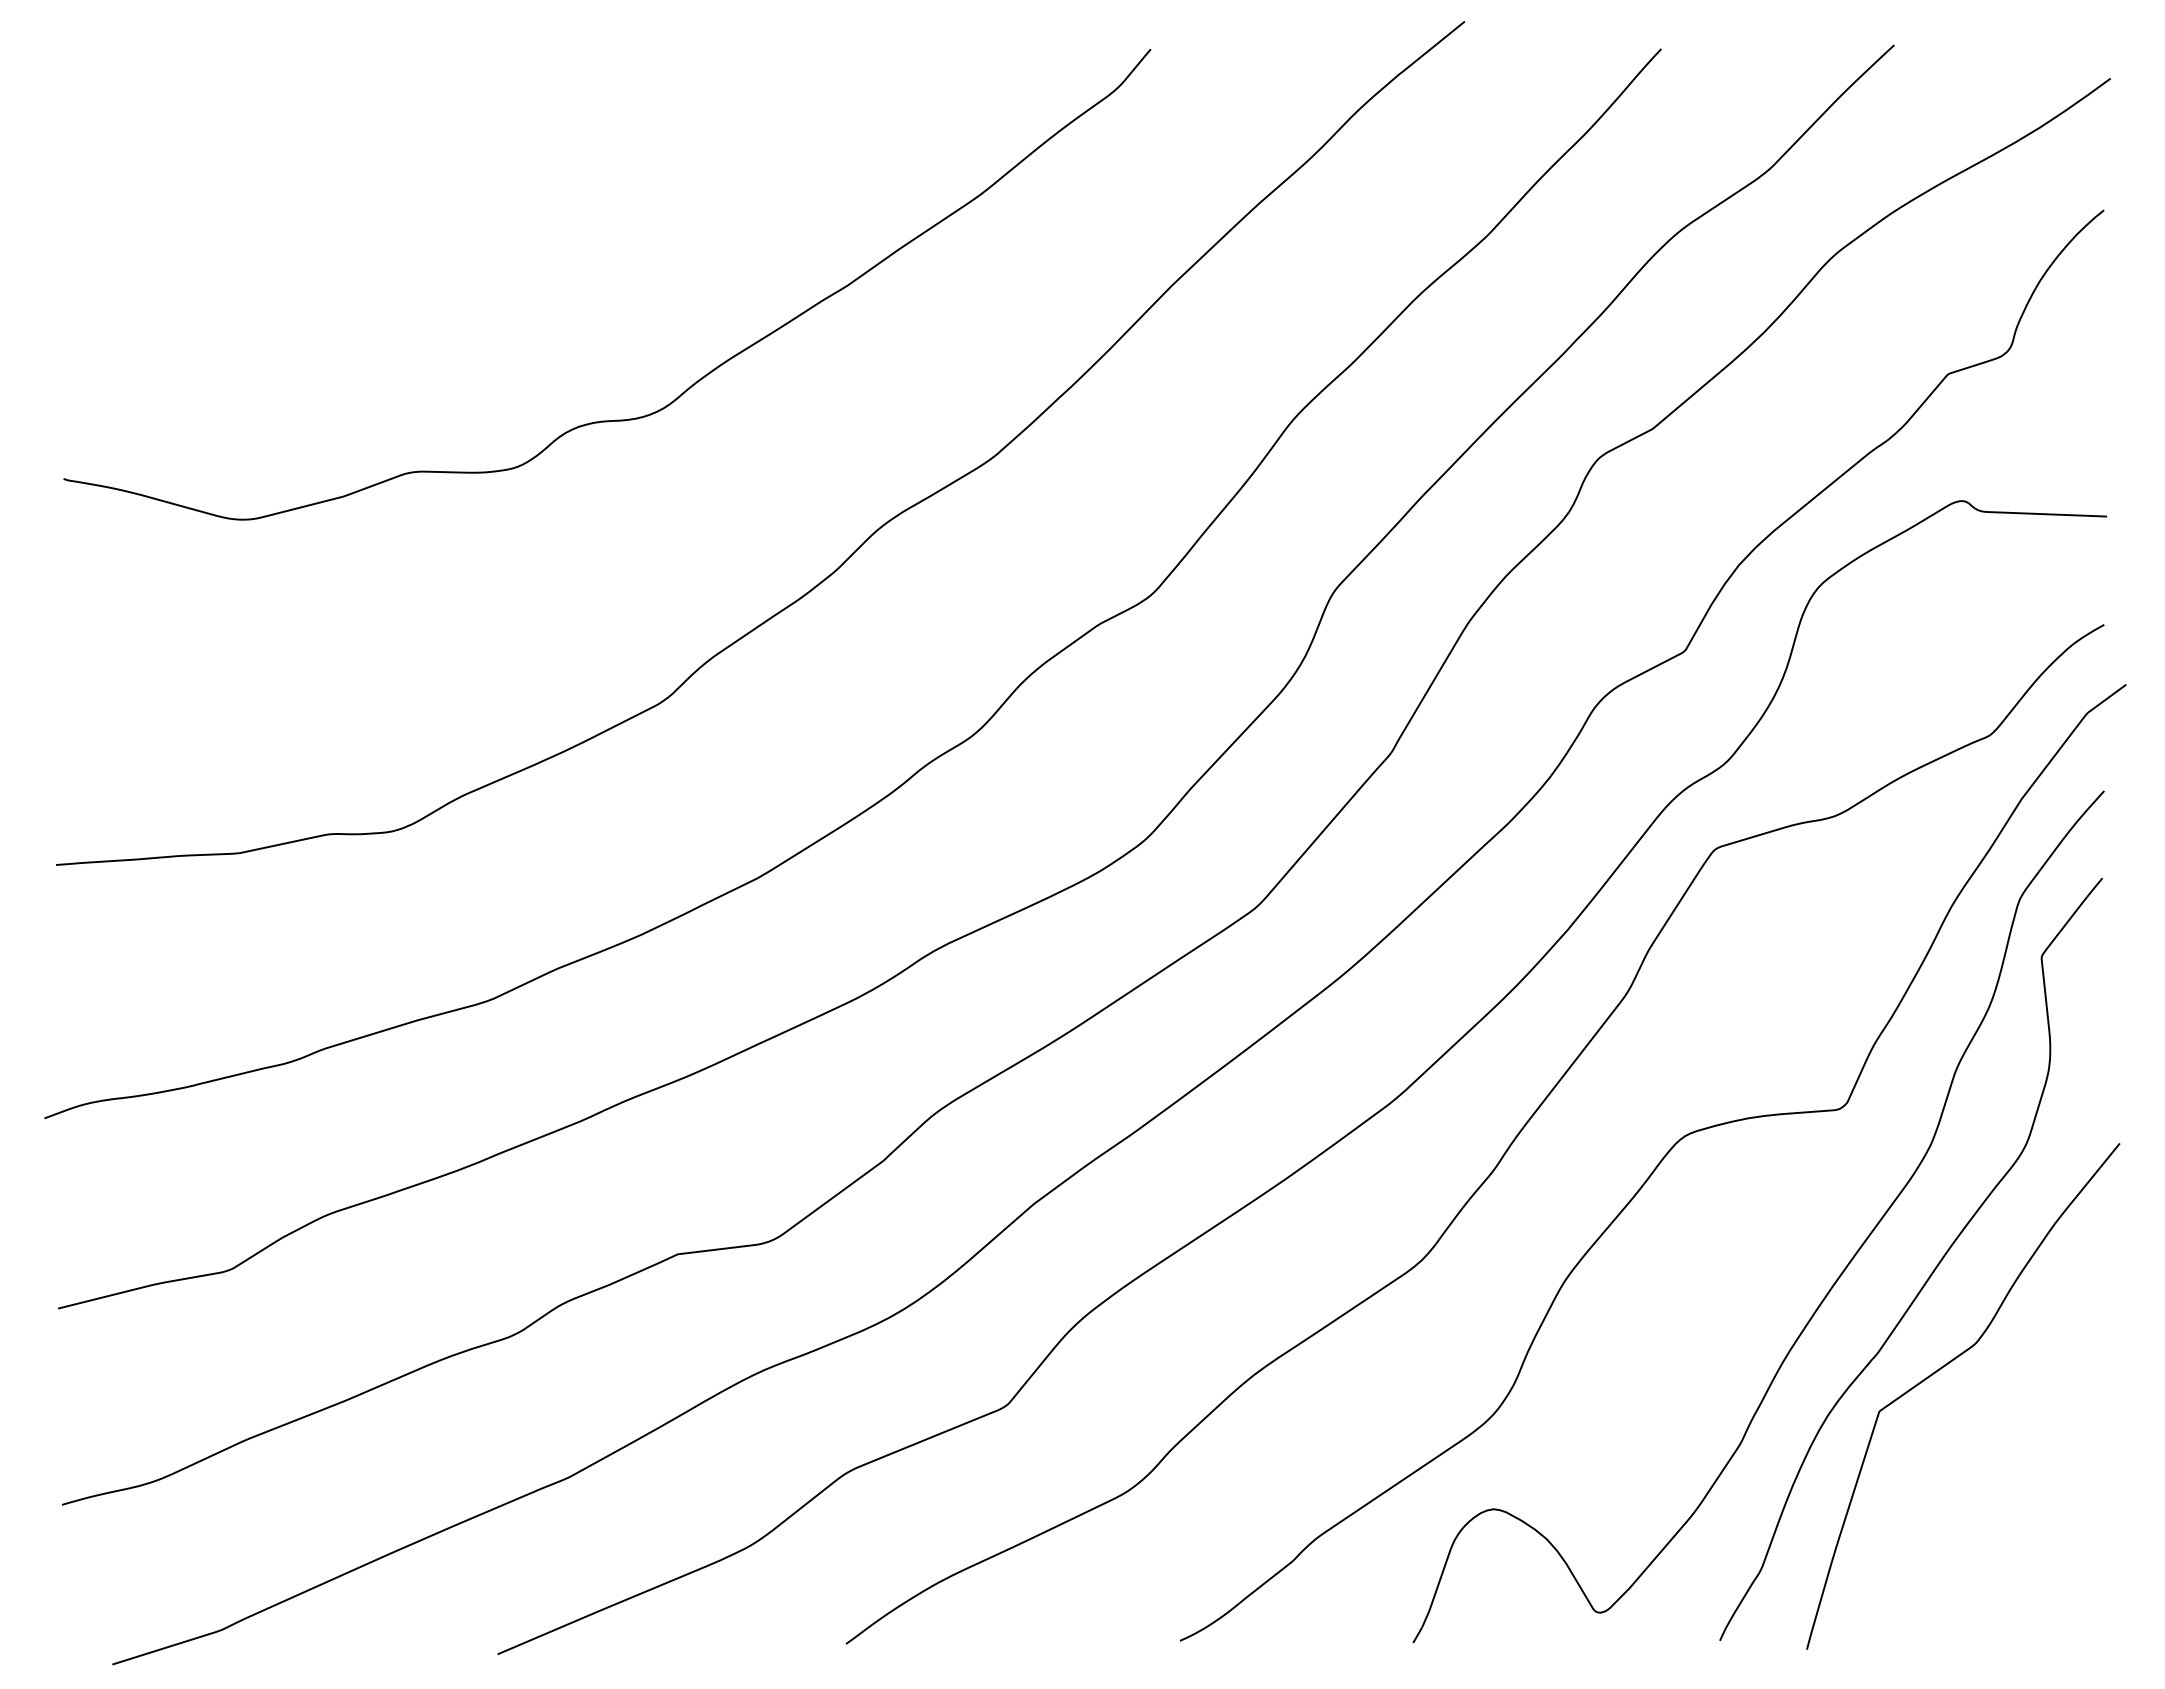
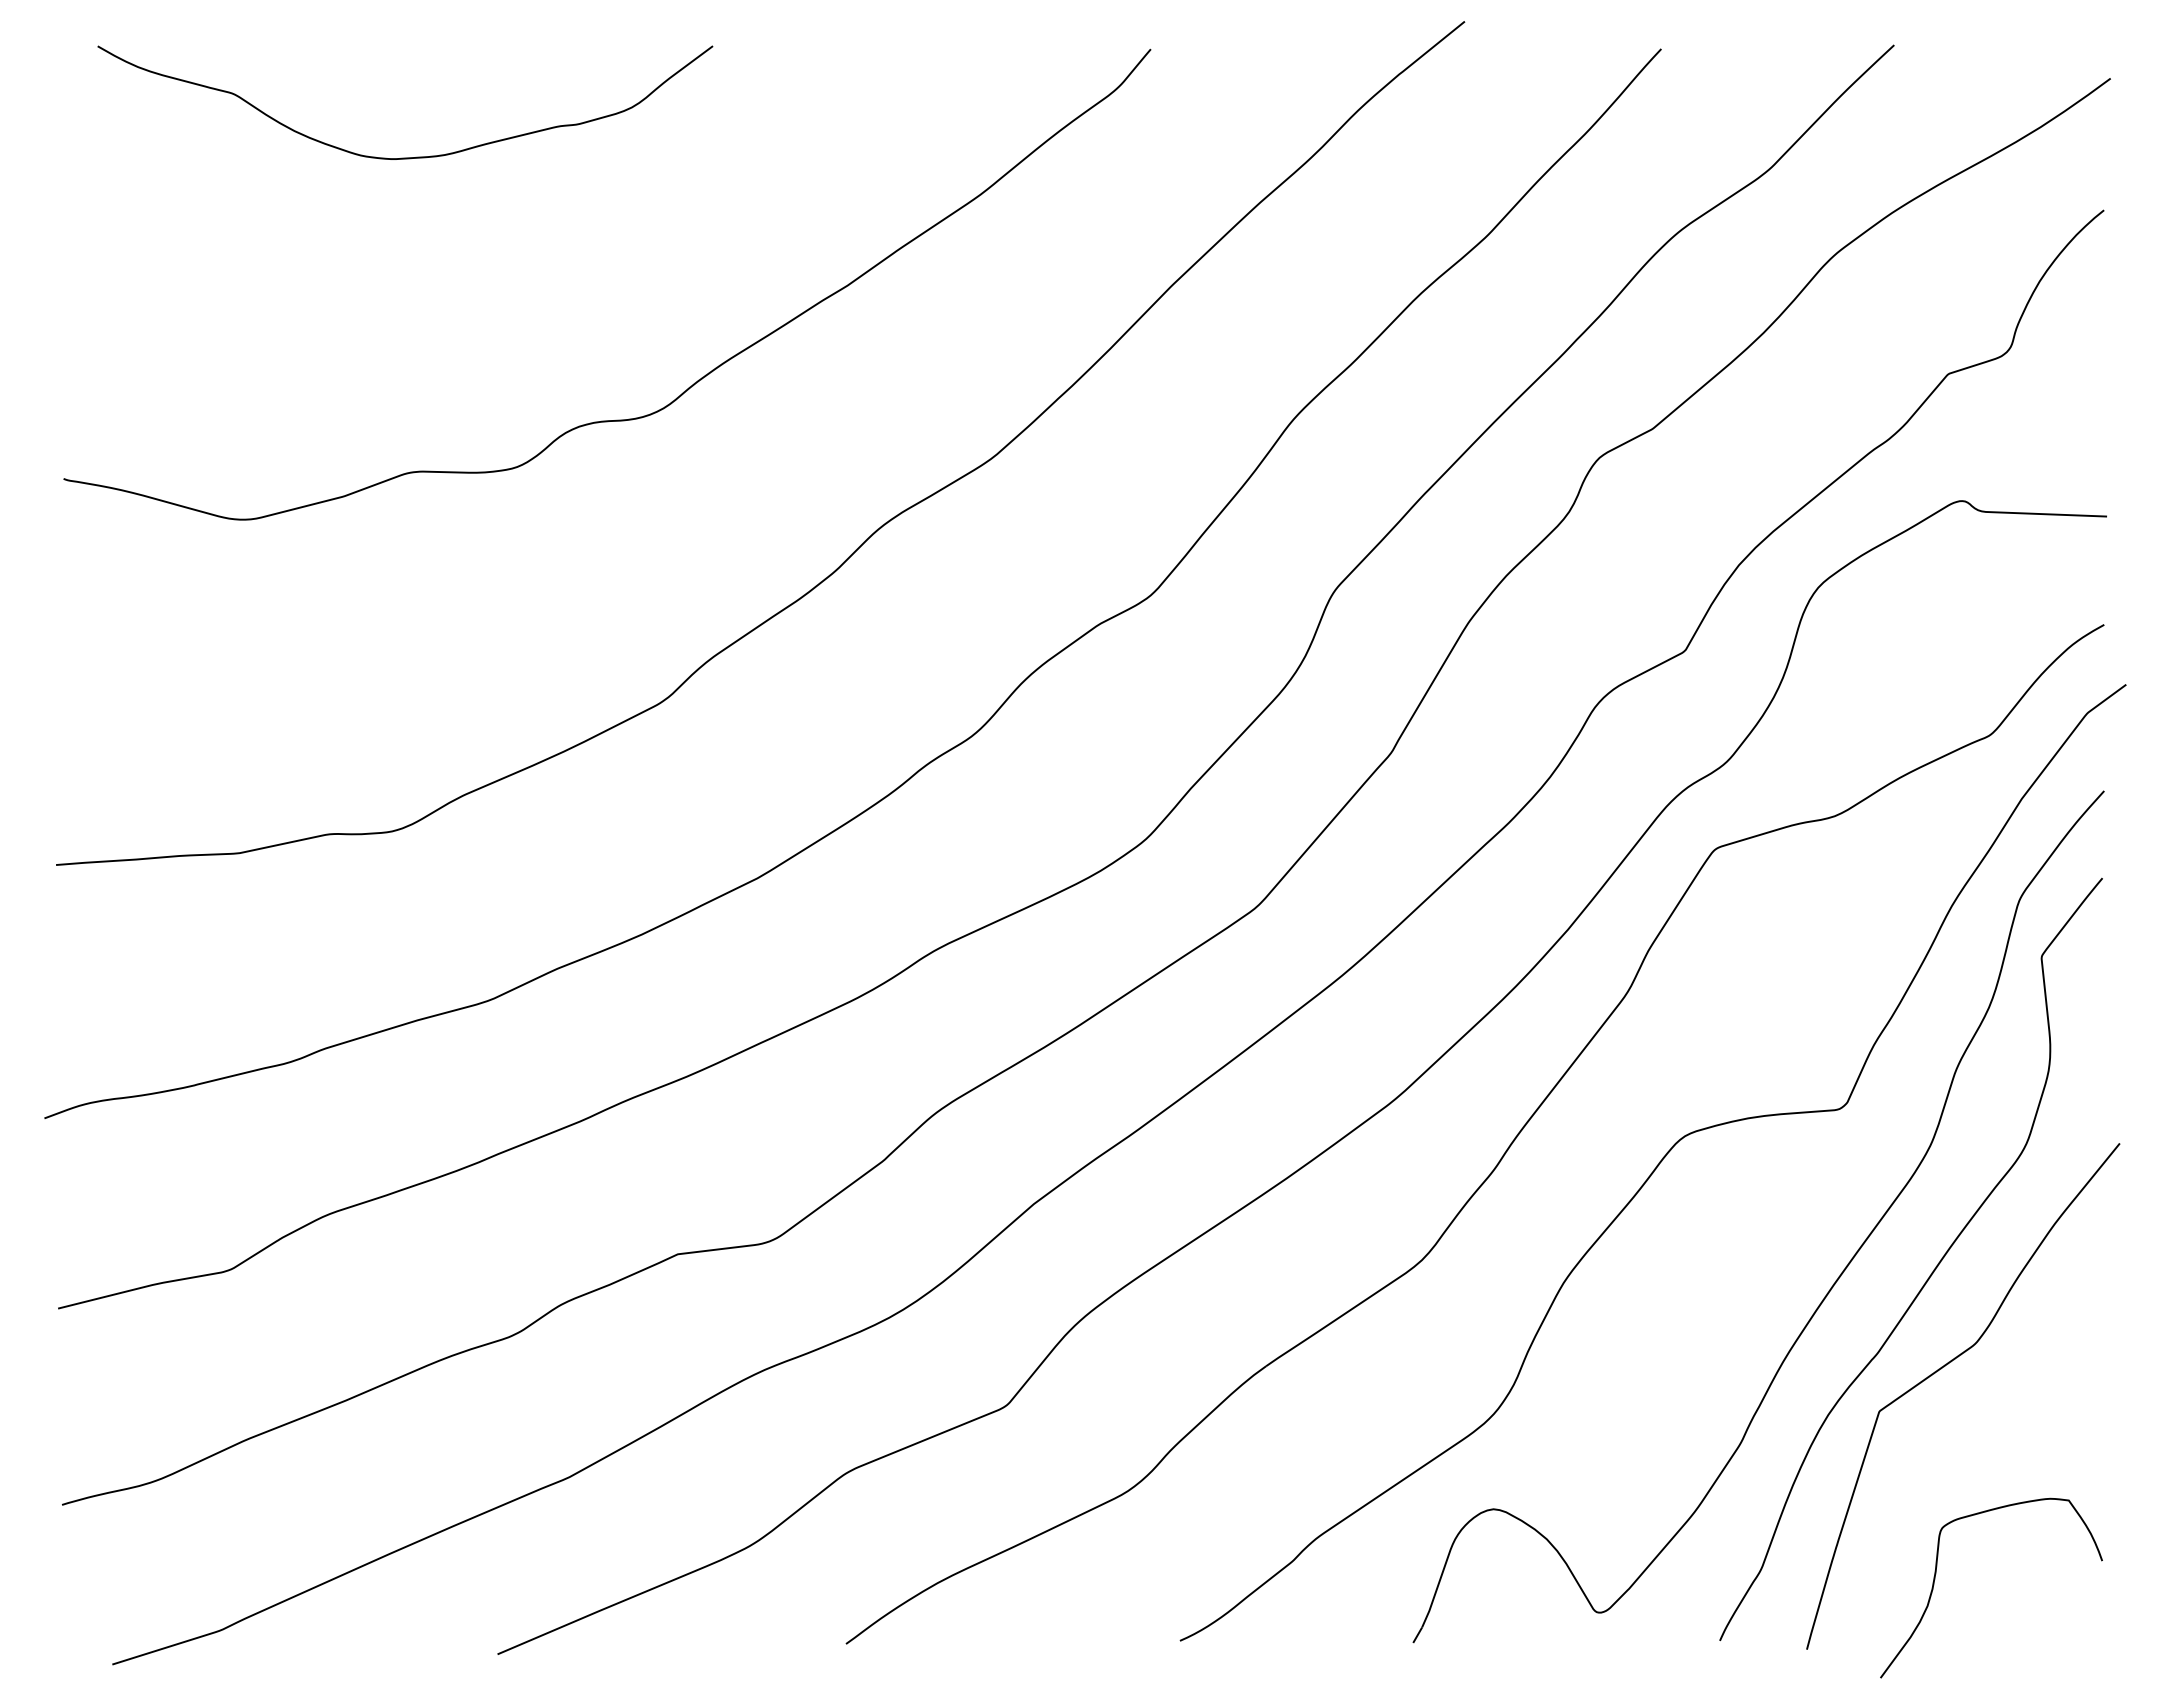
curve: none -> present (405, 157)
curve: none -> present (1936, 1574)
